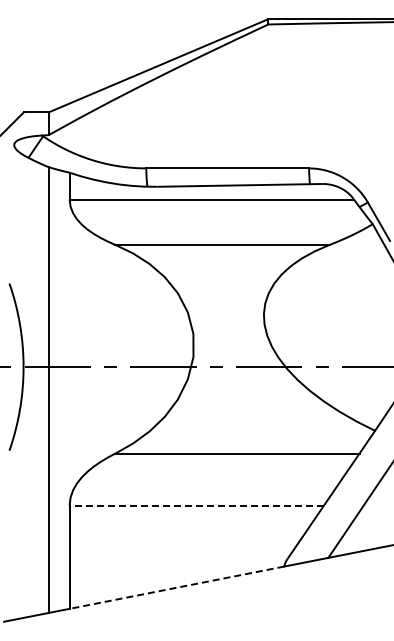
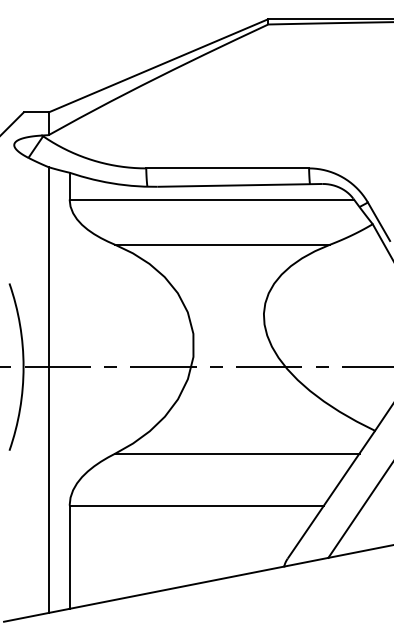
line: dashed -> solid (196, 505)
line: dashed -> solid (176, 587)
